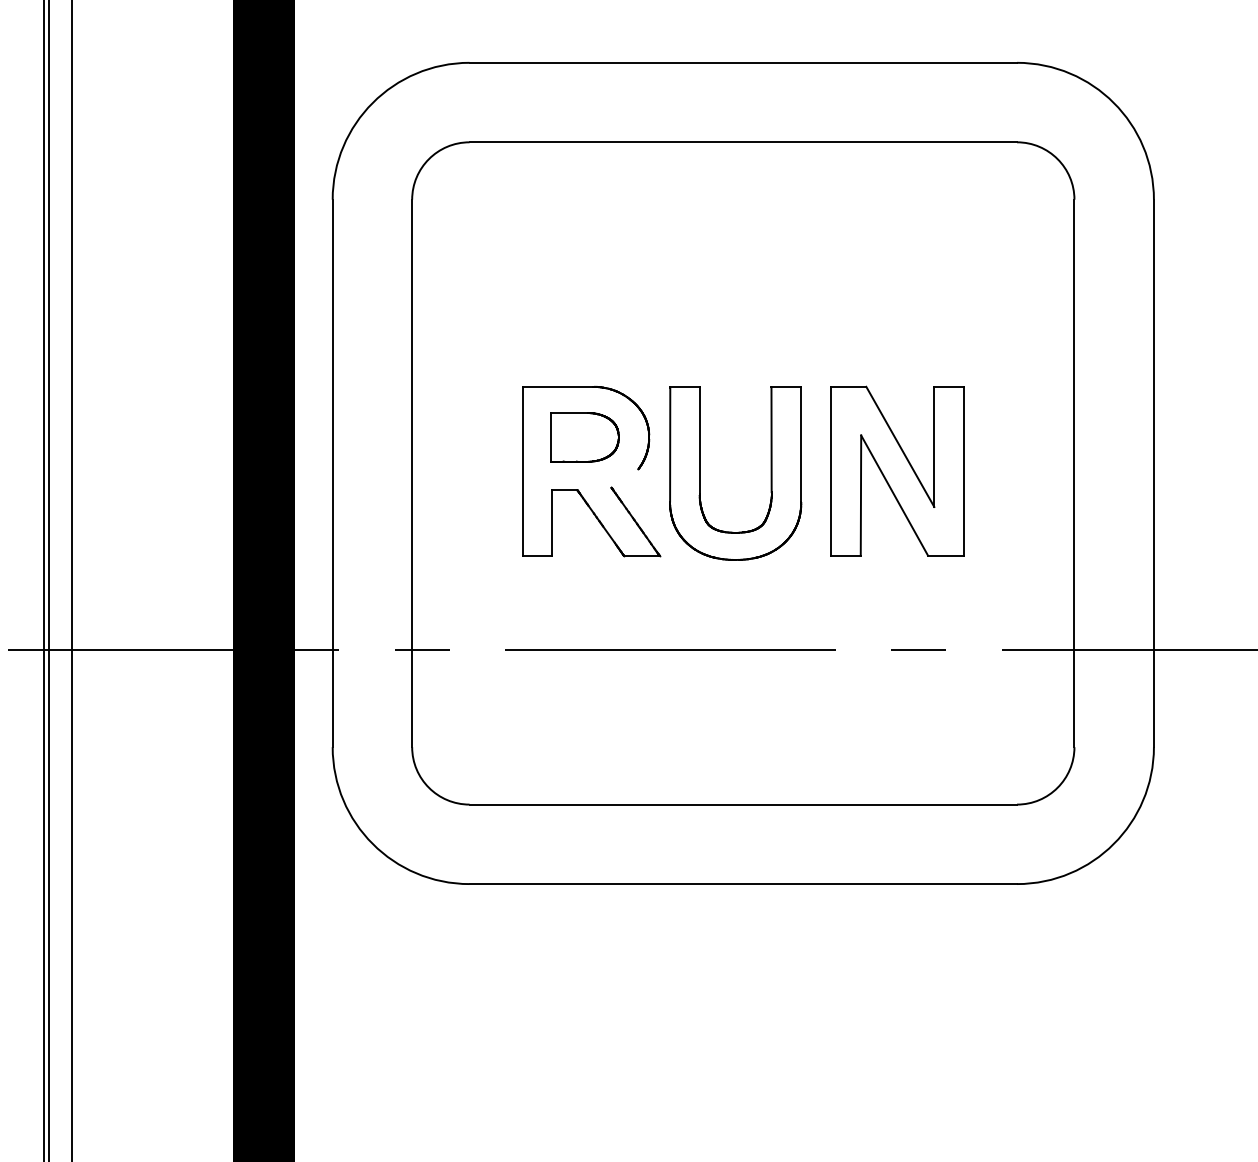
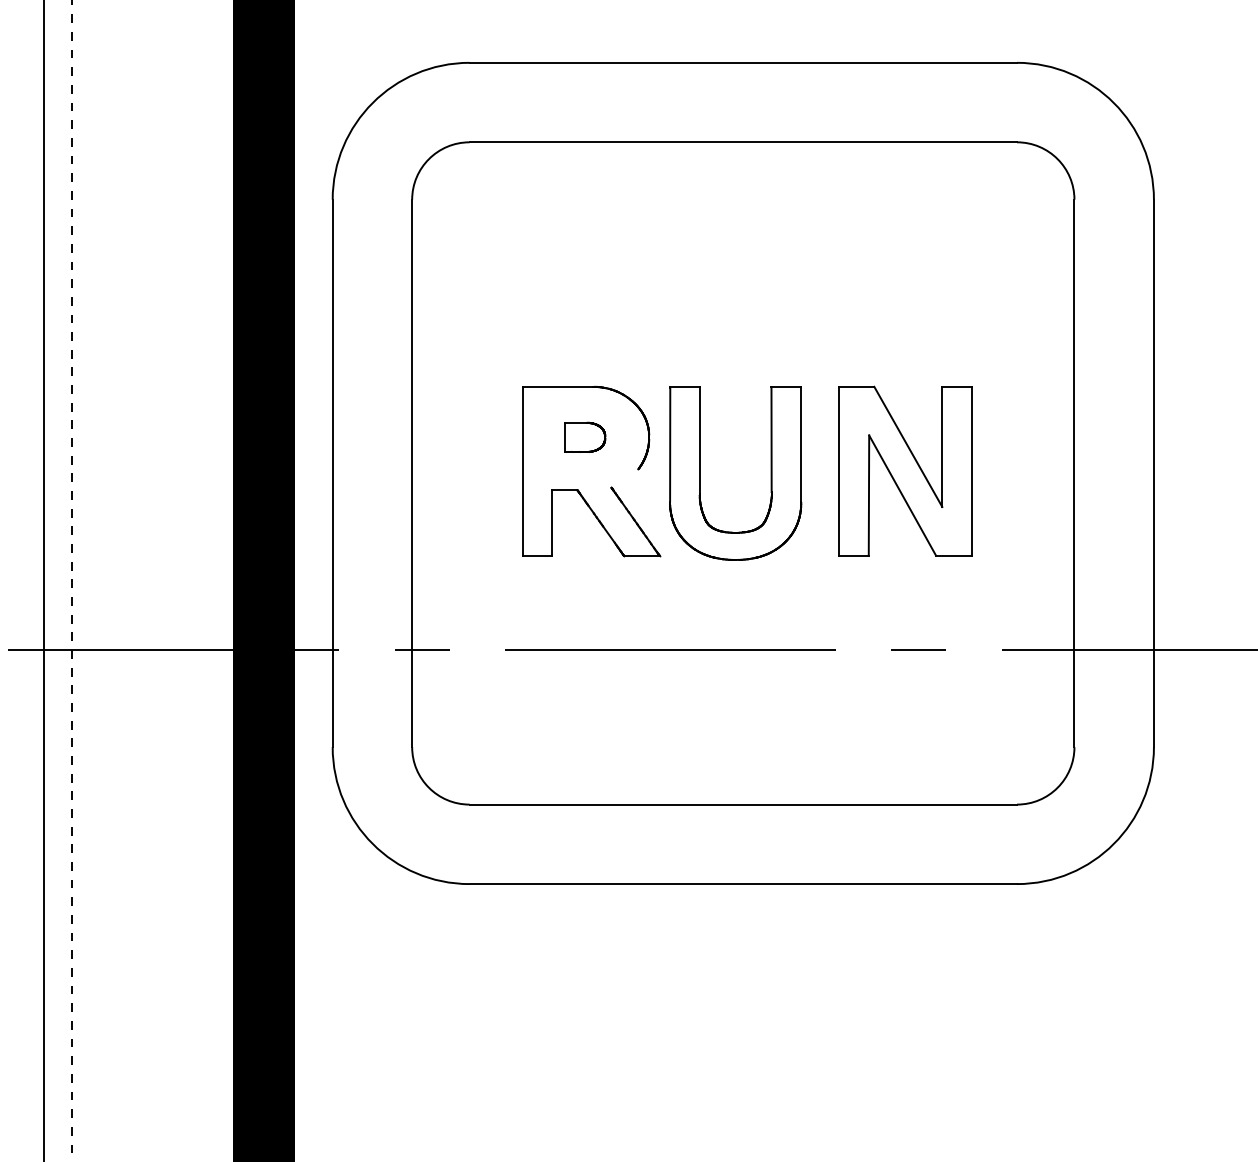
part size: 70x51 px -> 43x32 px (585, 436)
part position: (897, 470) -> (905, 470) (905, 470)
line: present -> none (49, 580)
line: solid -> dashed (72, 581)
